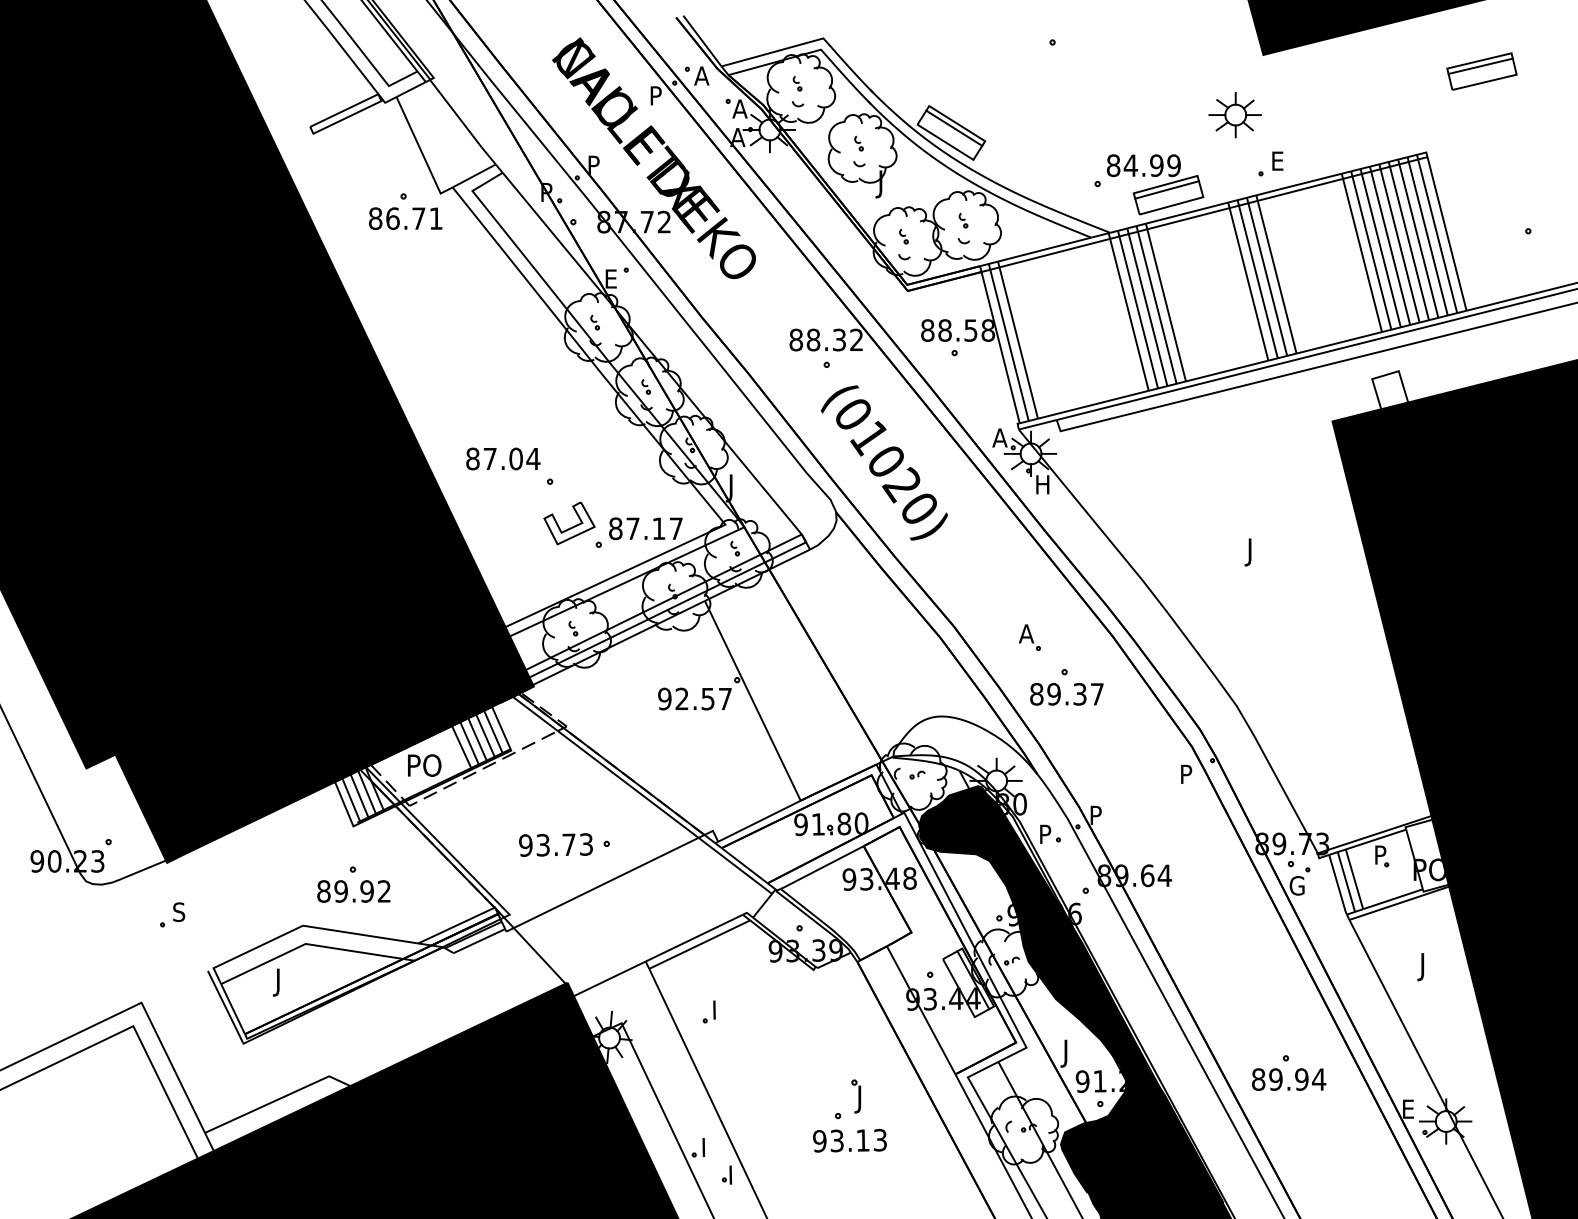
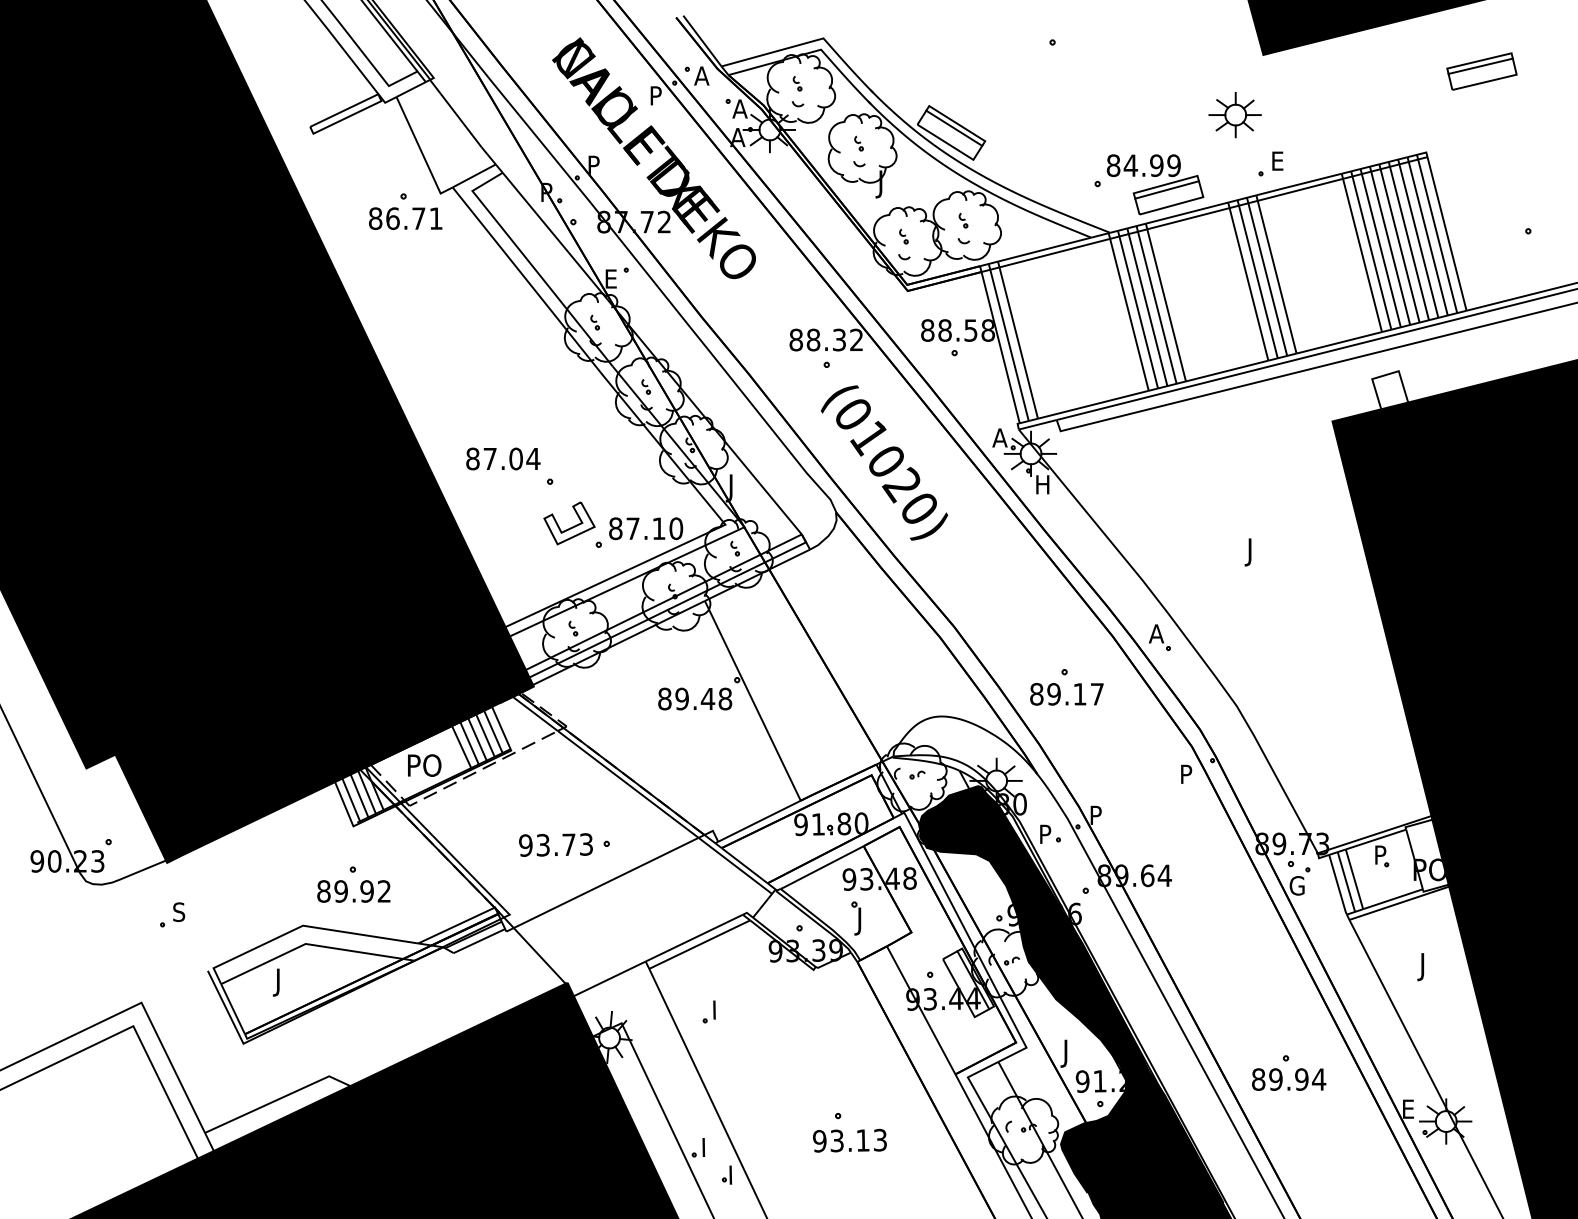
text: 87.17 -> 87.10 (676, 528)
part position: (1029, 637) -> (1159, 637) (1159, 637)
text: 89.37 -> 89.17 (1079, 694)
text: 92.57 -> 89.48 (695, 698)
part position: (856, 1096) -> (856, 918) (856, 918)
